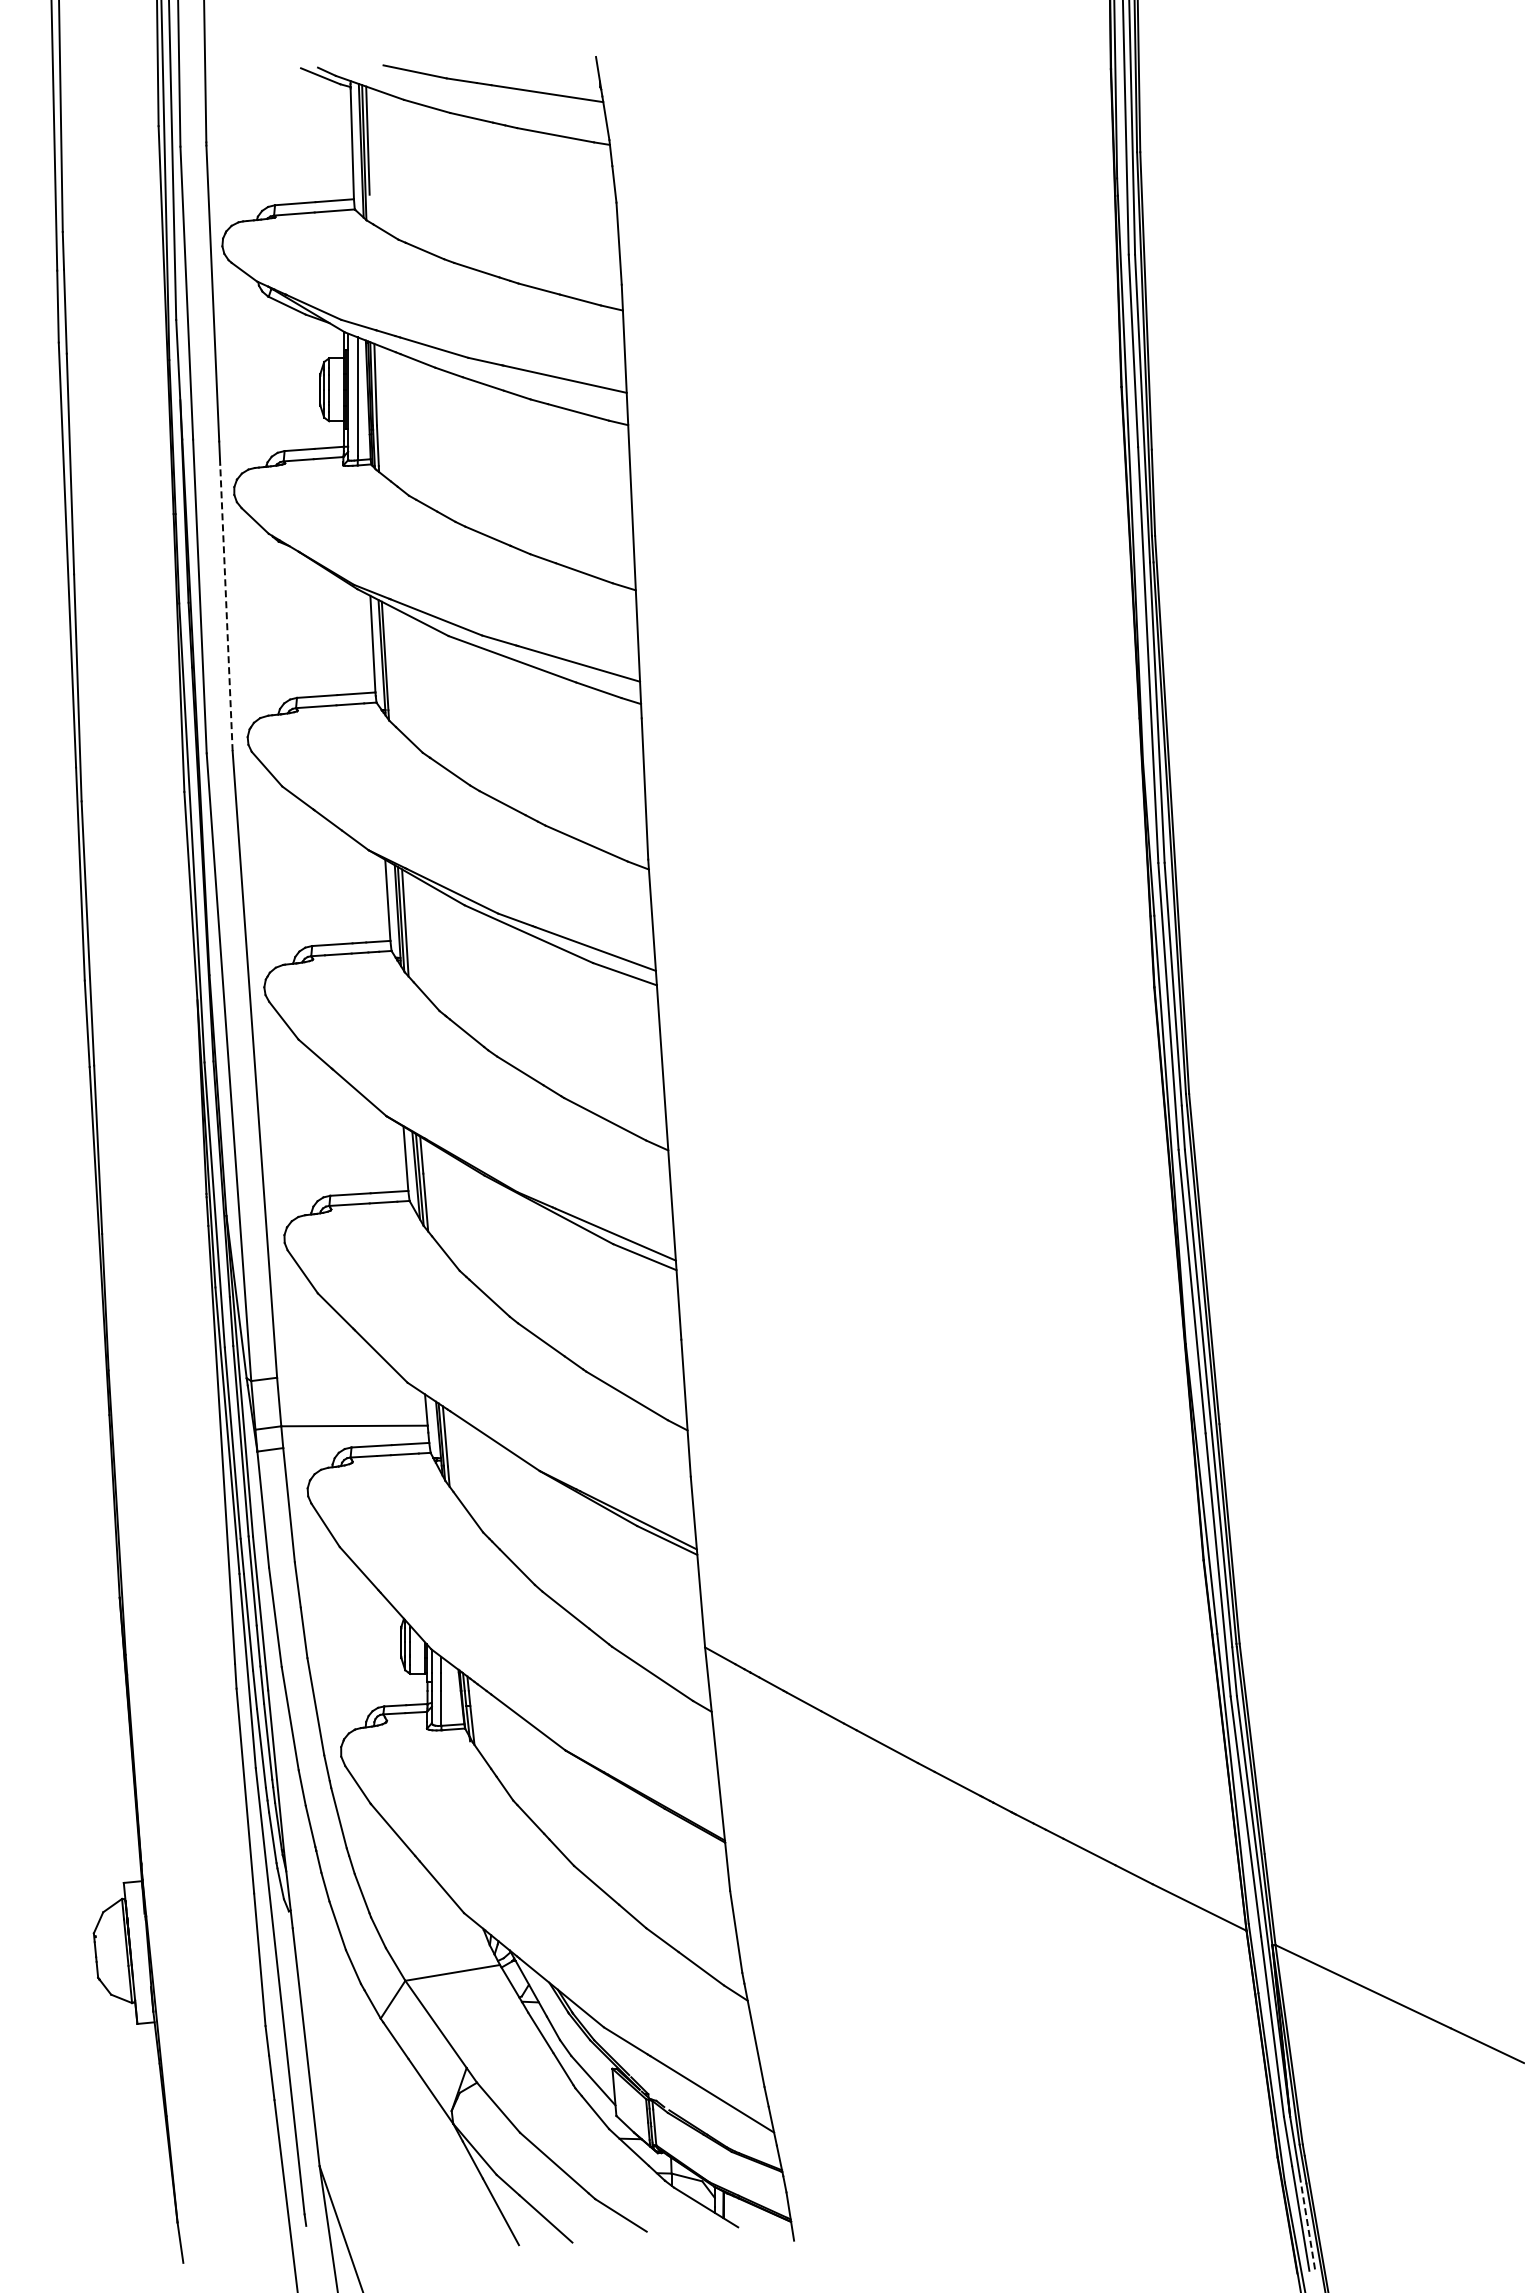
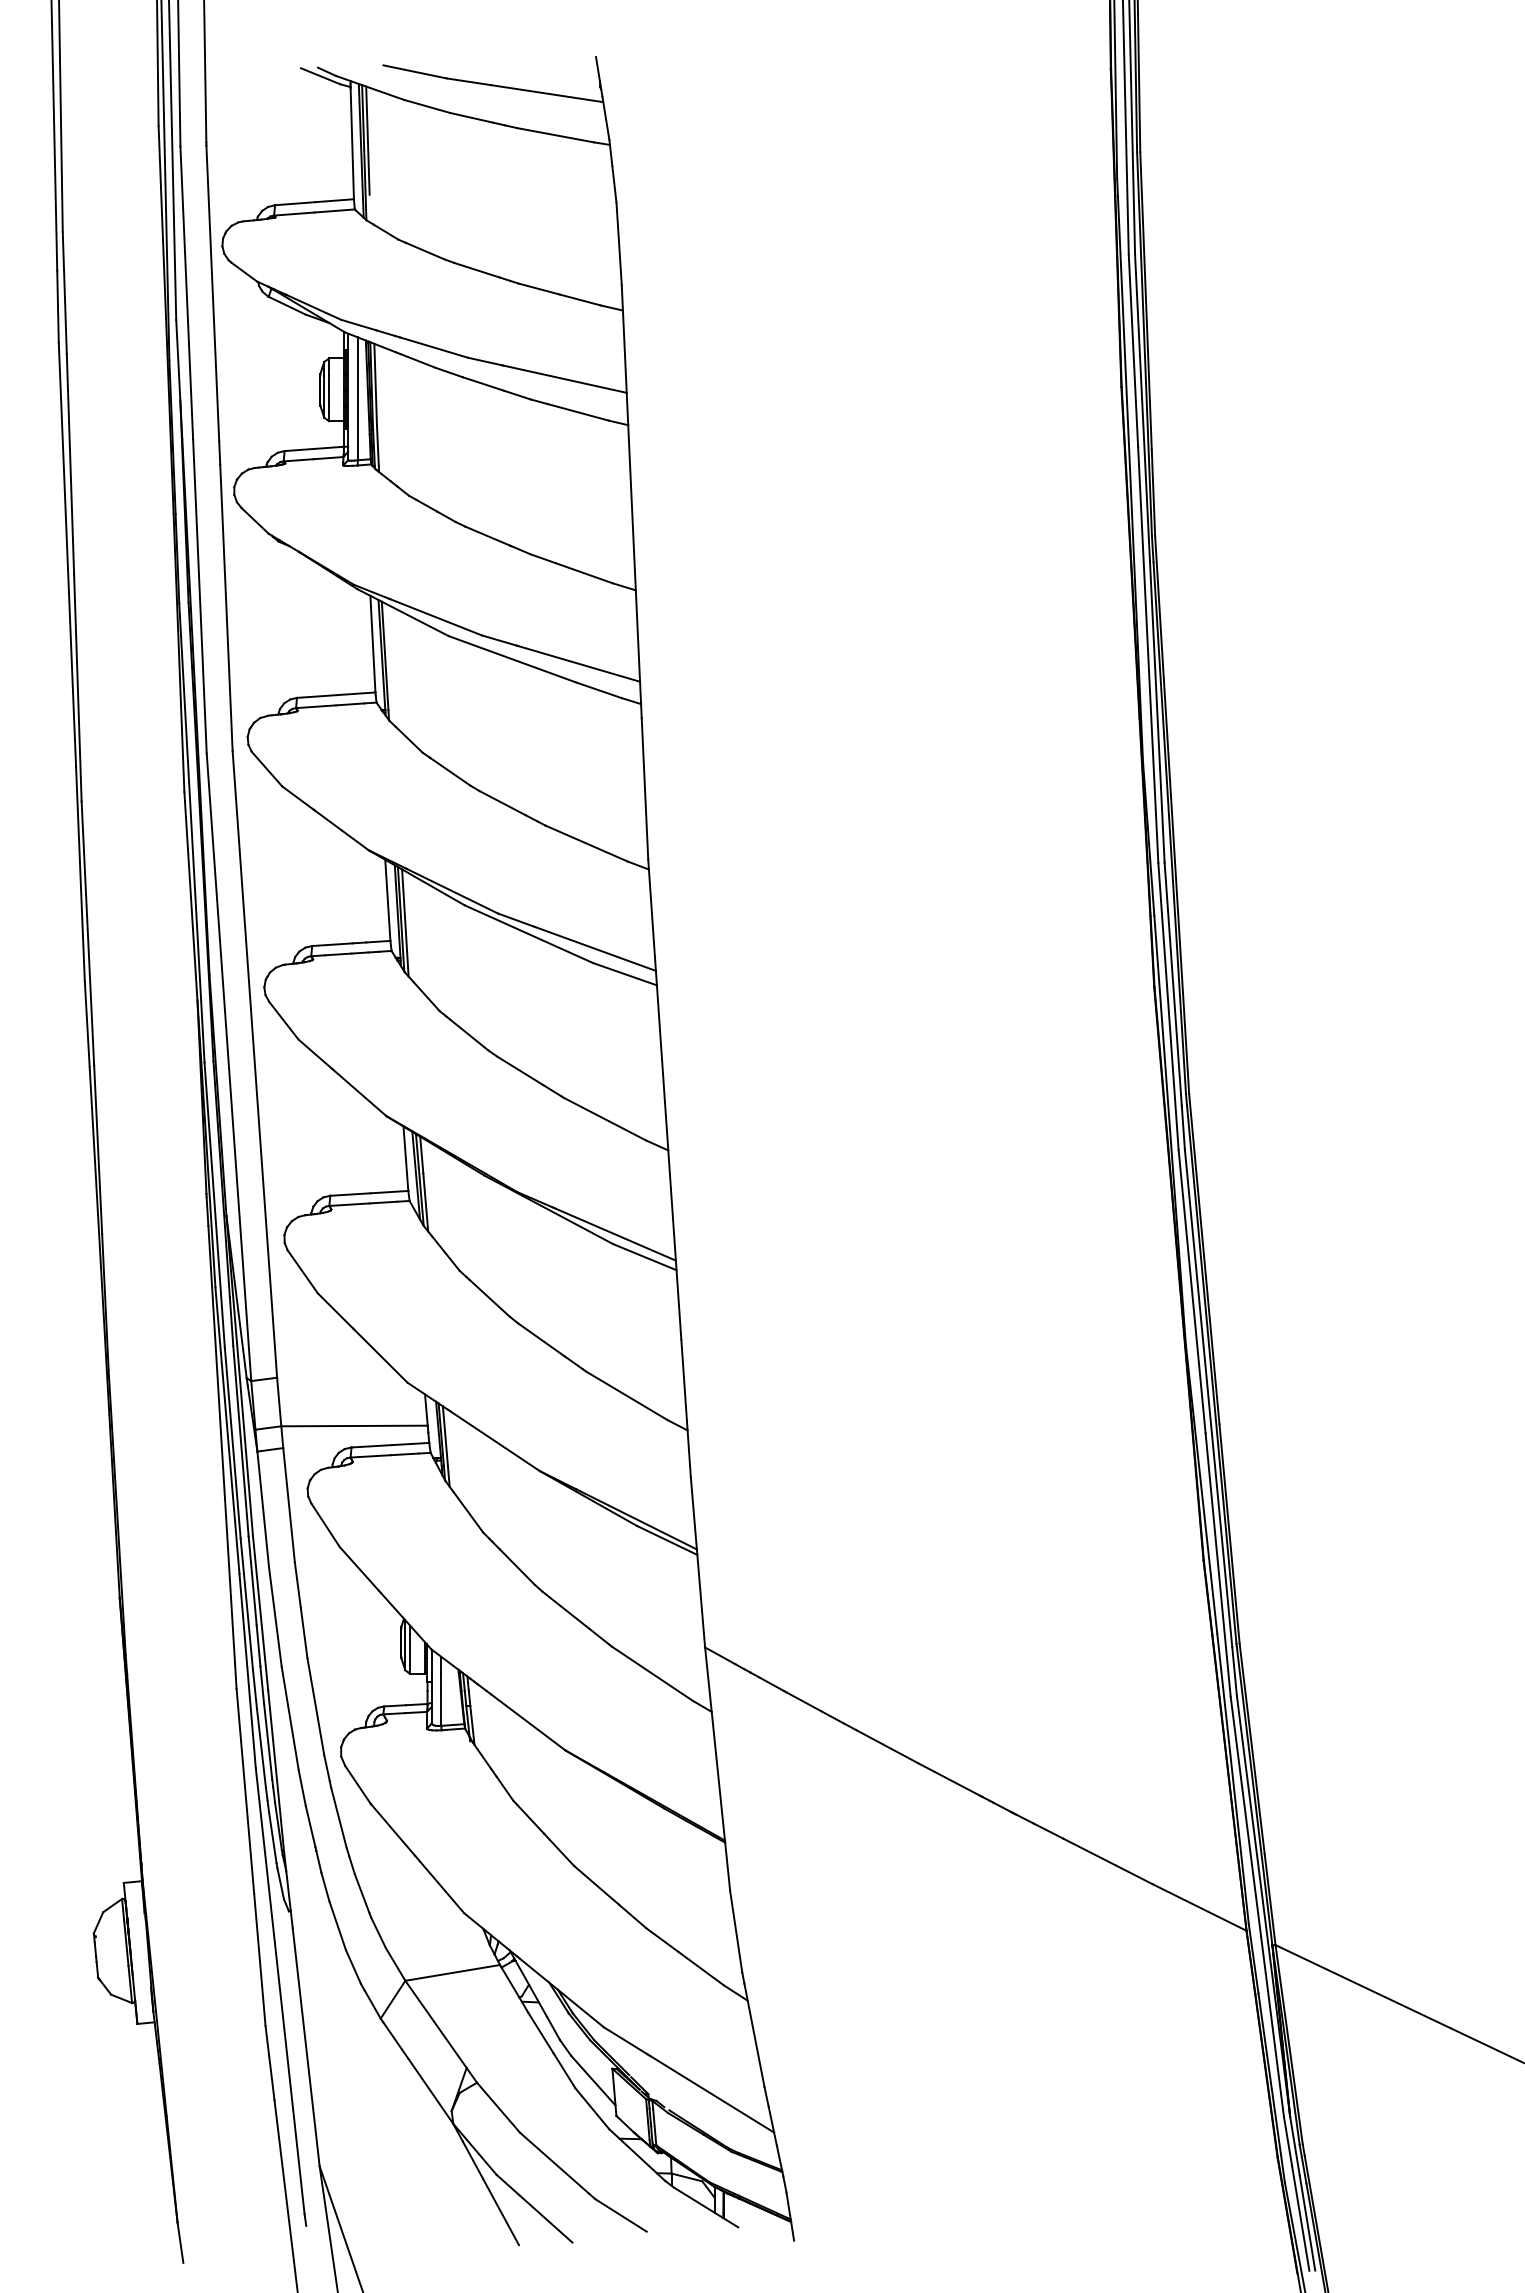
line: dashed -> solid (226, 607)
line: dashed -> solid (1307, 2223)
